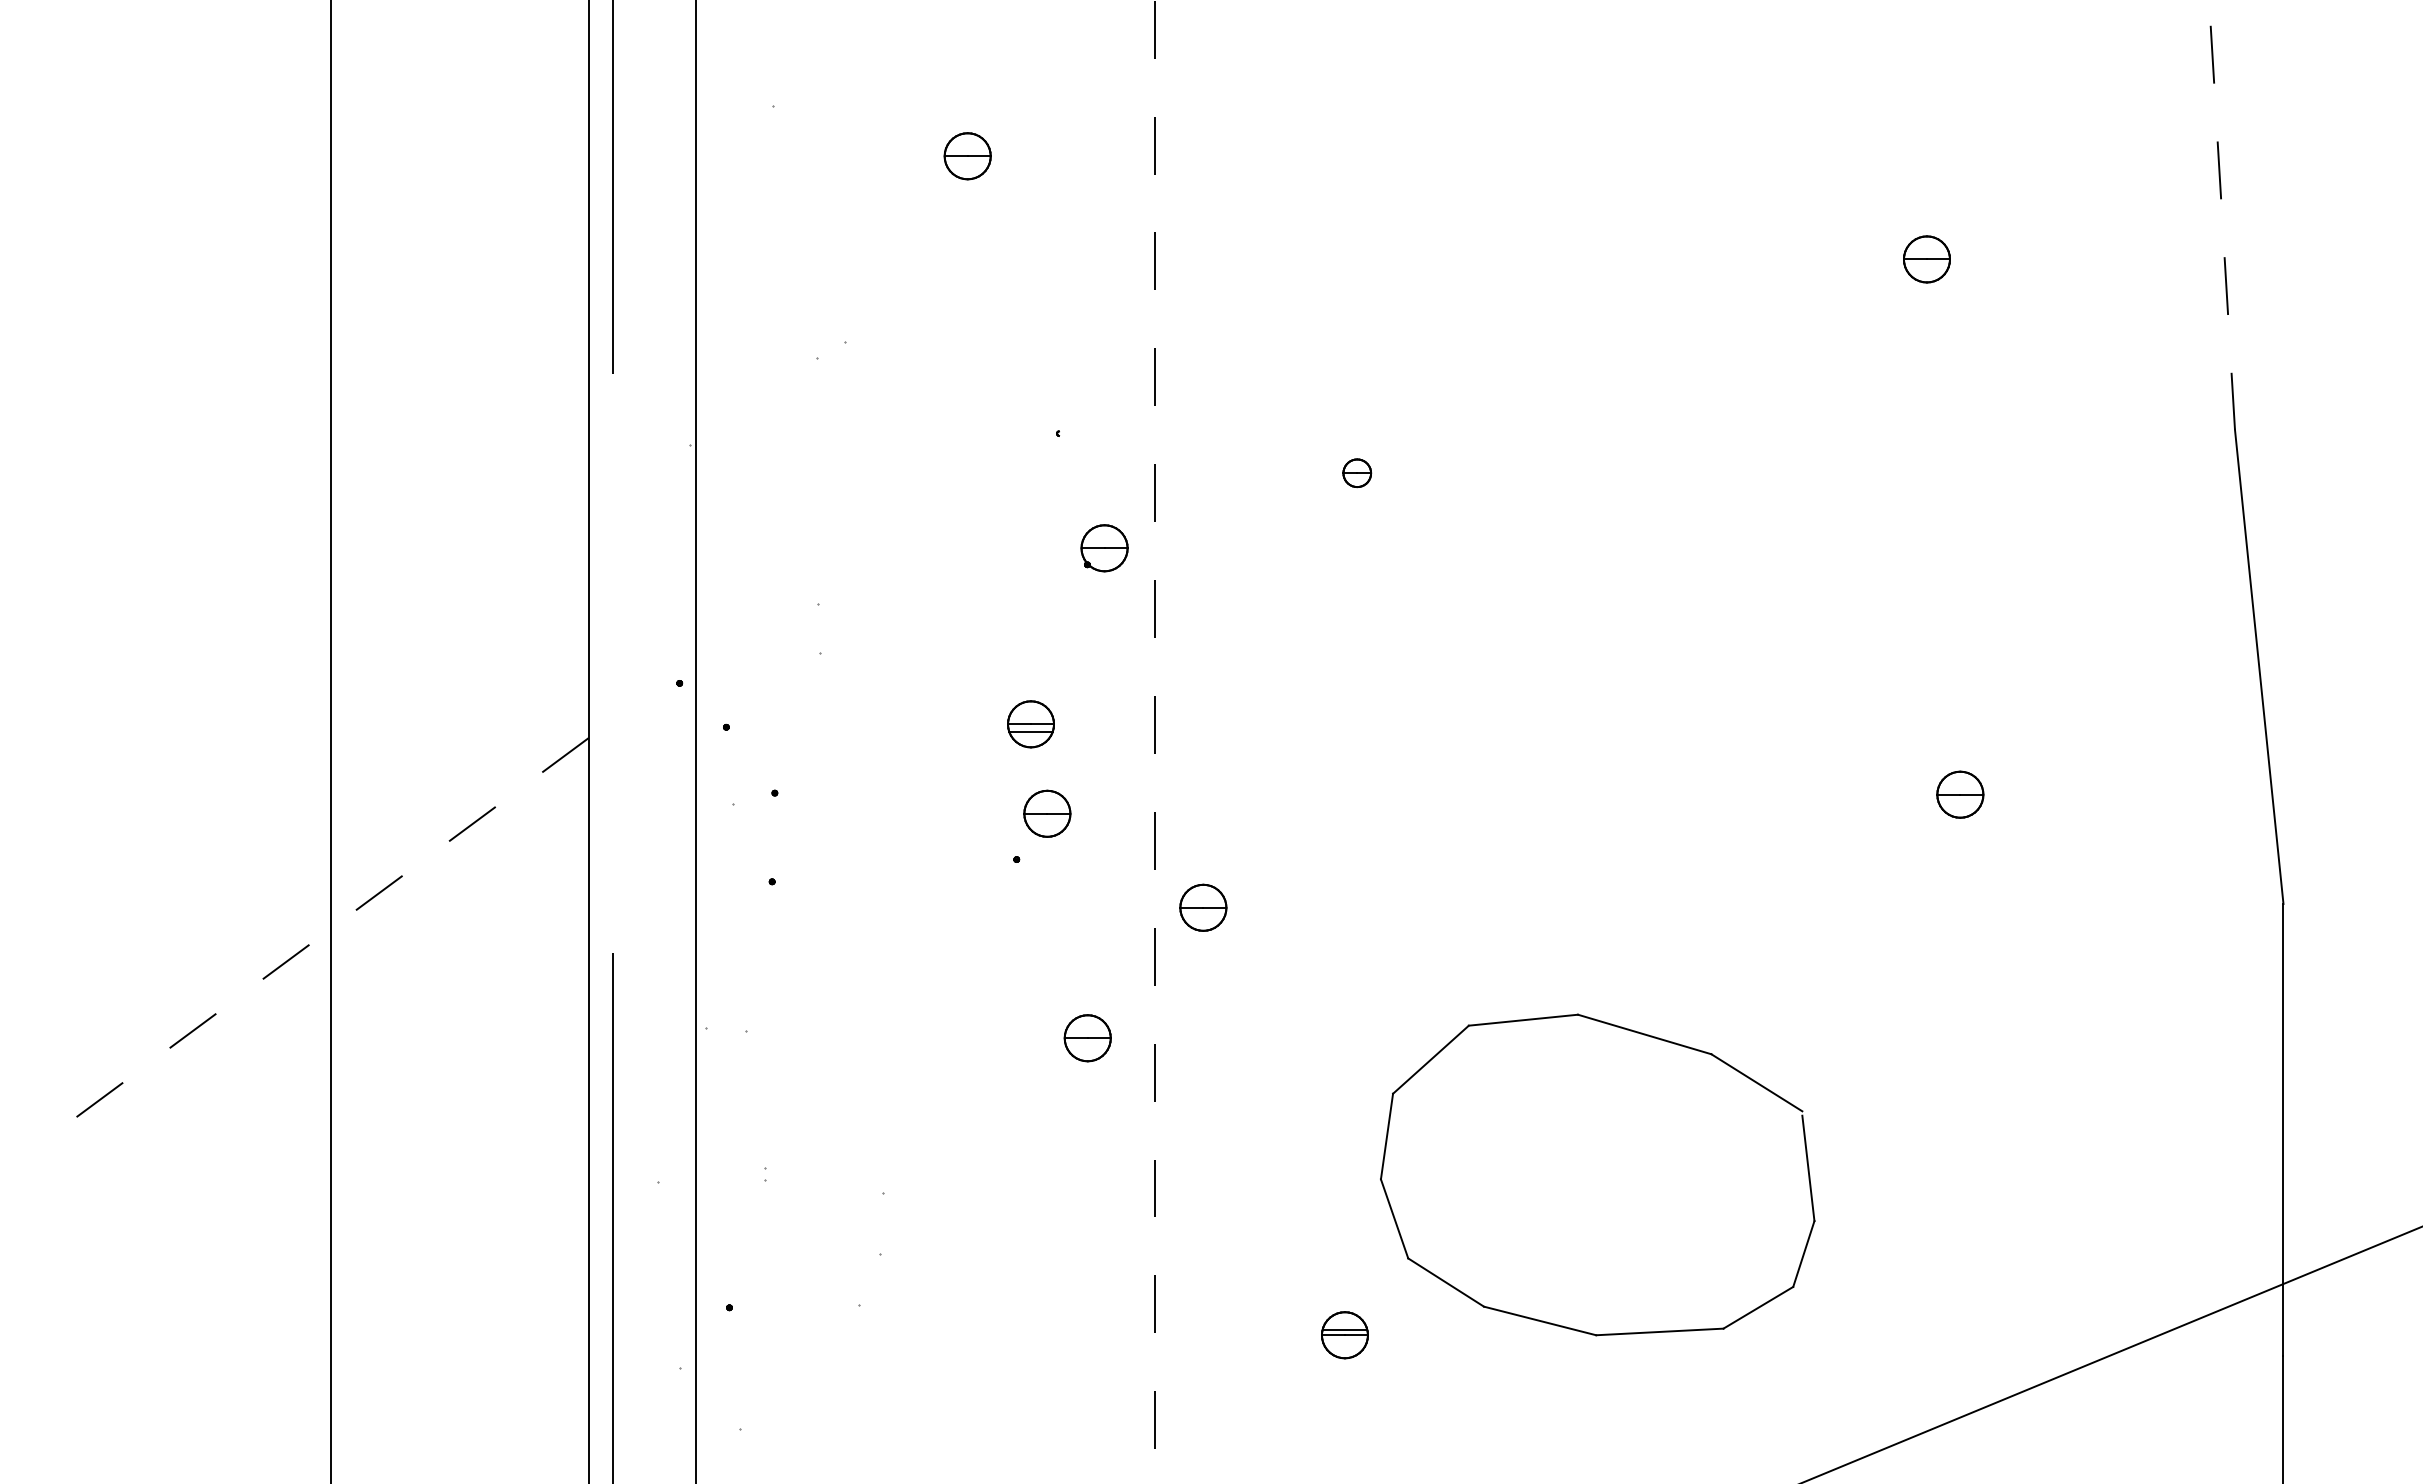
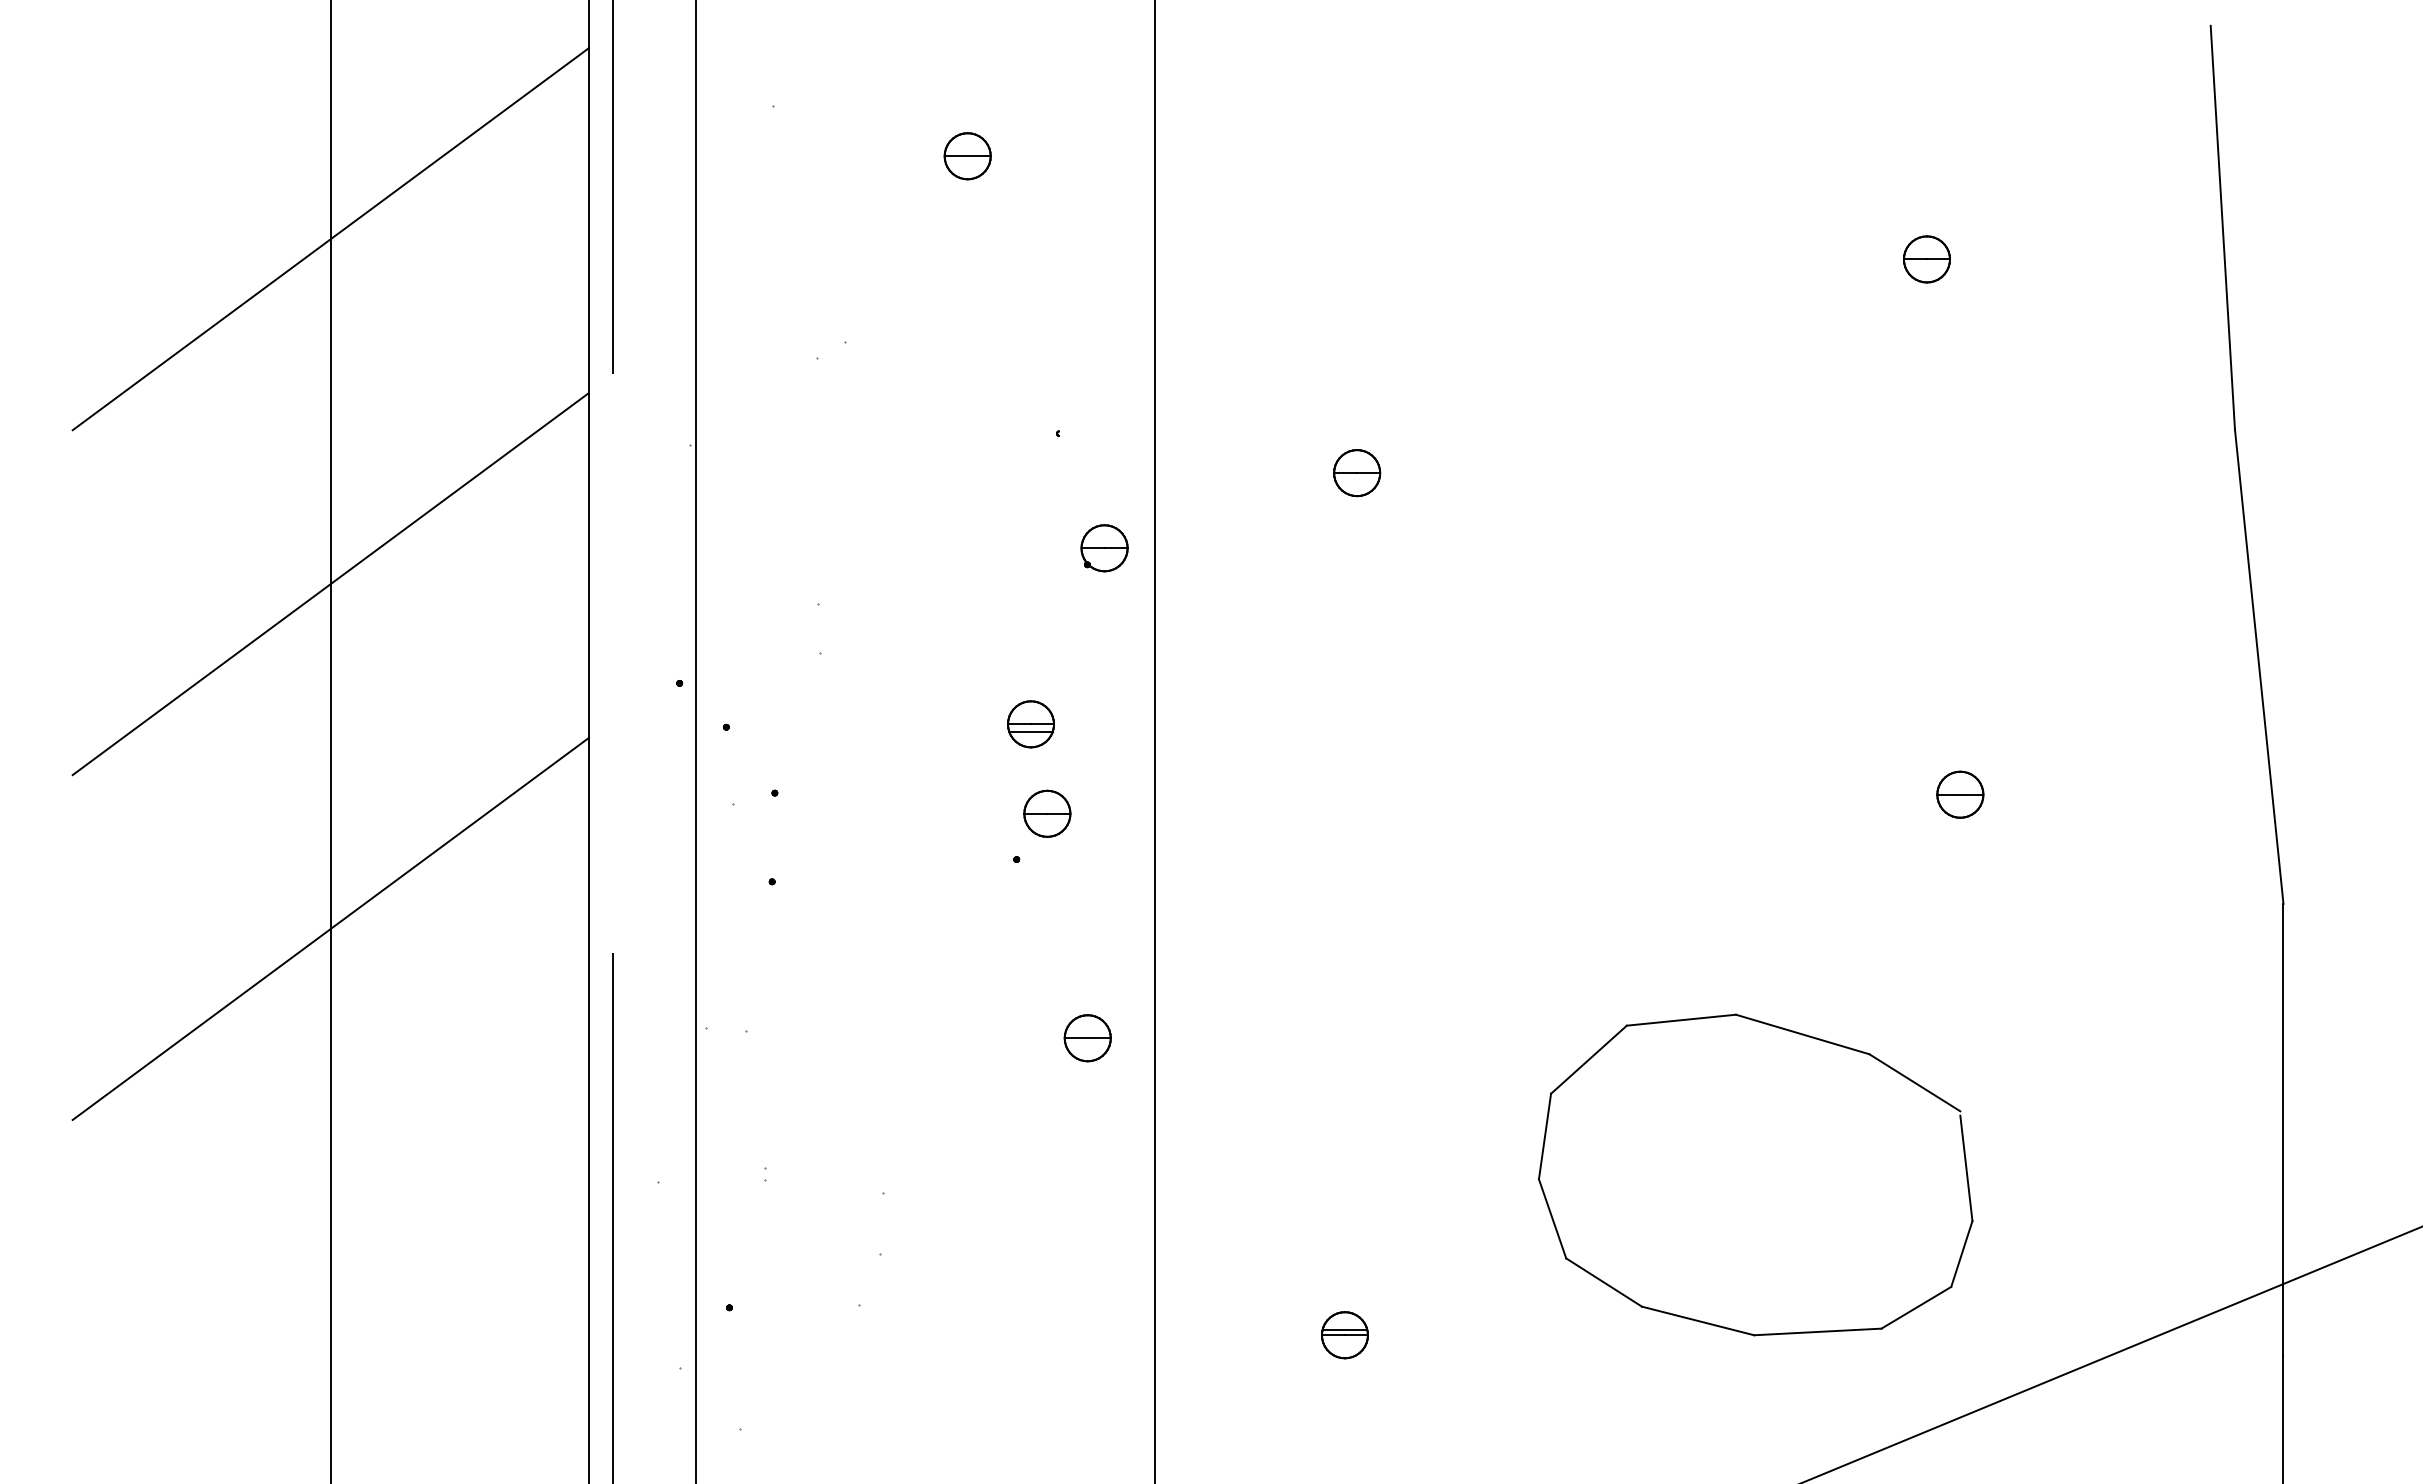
line: dashed -> solid (2222, 228)
line: none -> present (330, 239)
part size: 31x31 px -> 49x49 px (1357, 473)
line: none -> present (330, 584)
line: dashed -> solid (1155, 742)
part: present -> none (1203, 907)
line: dashed -> solid (330, 929)
part position: (1643, 1035) -> (1801, 1035) (1801, 1035)
